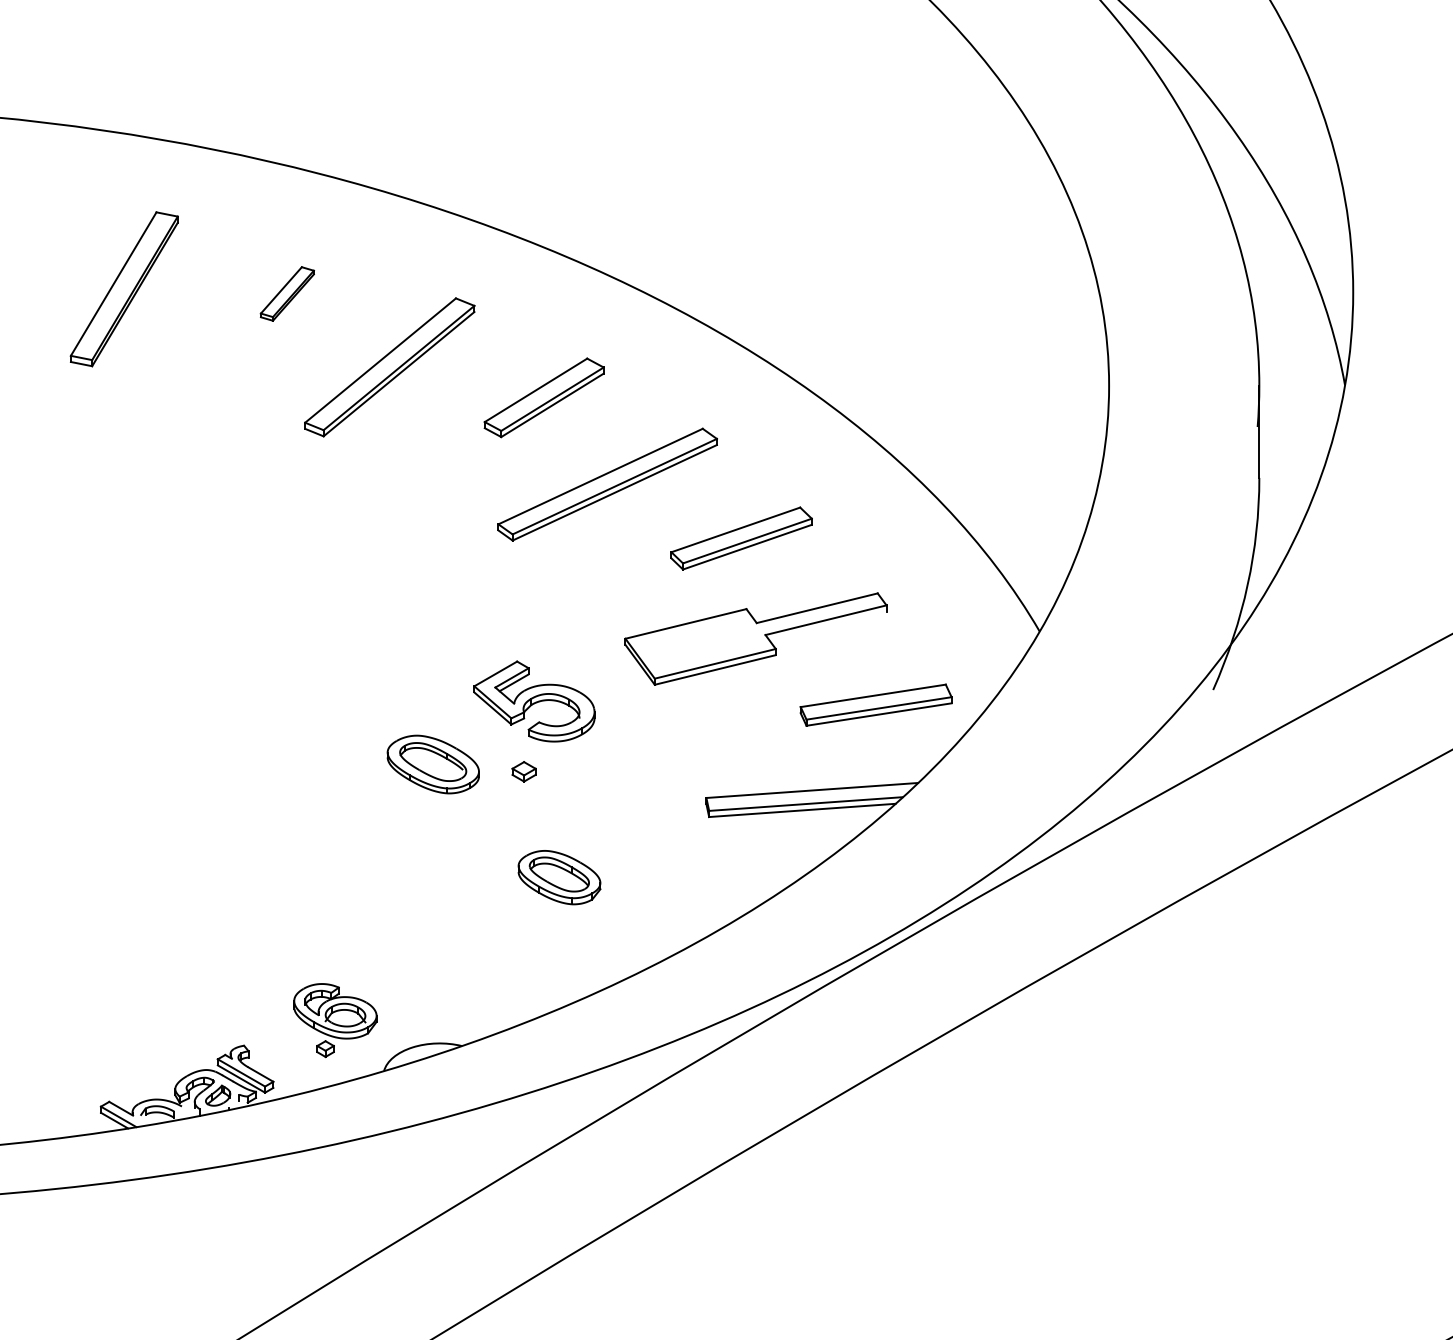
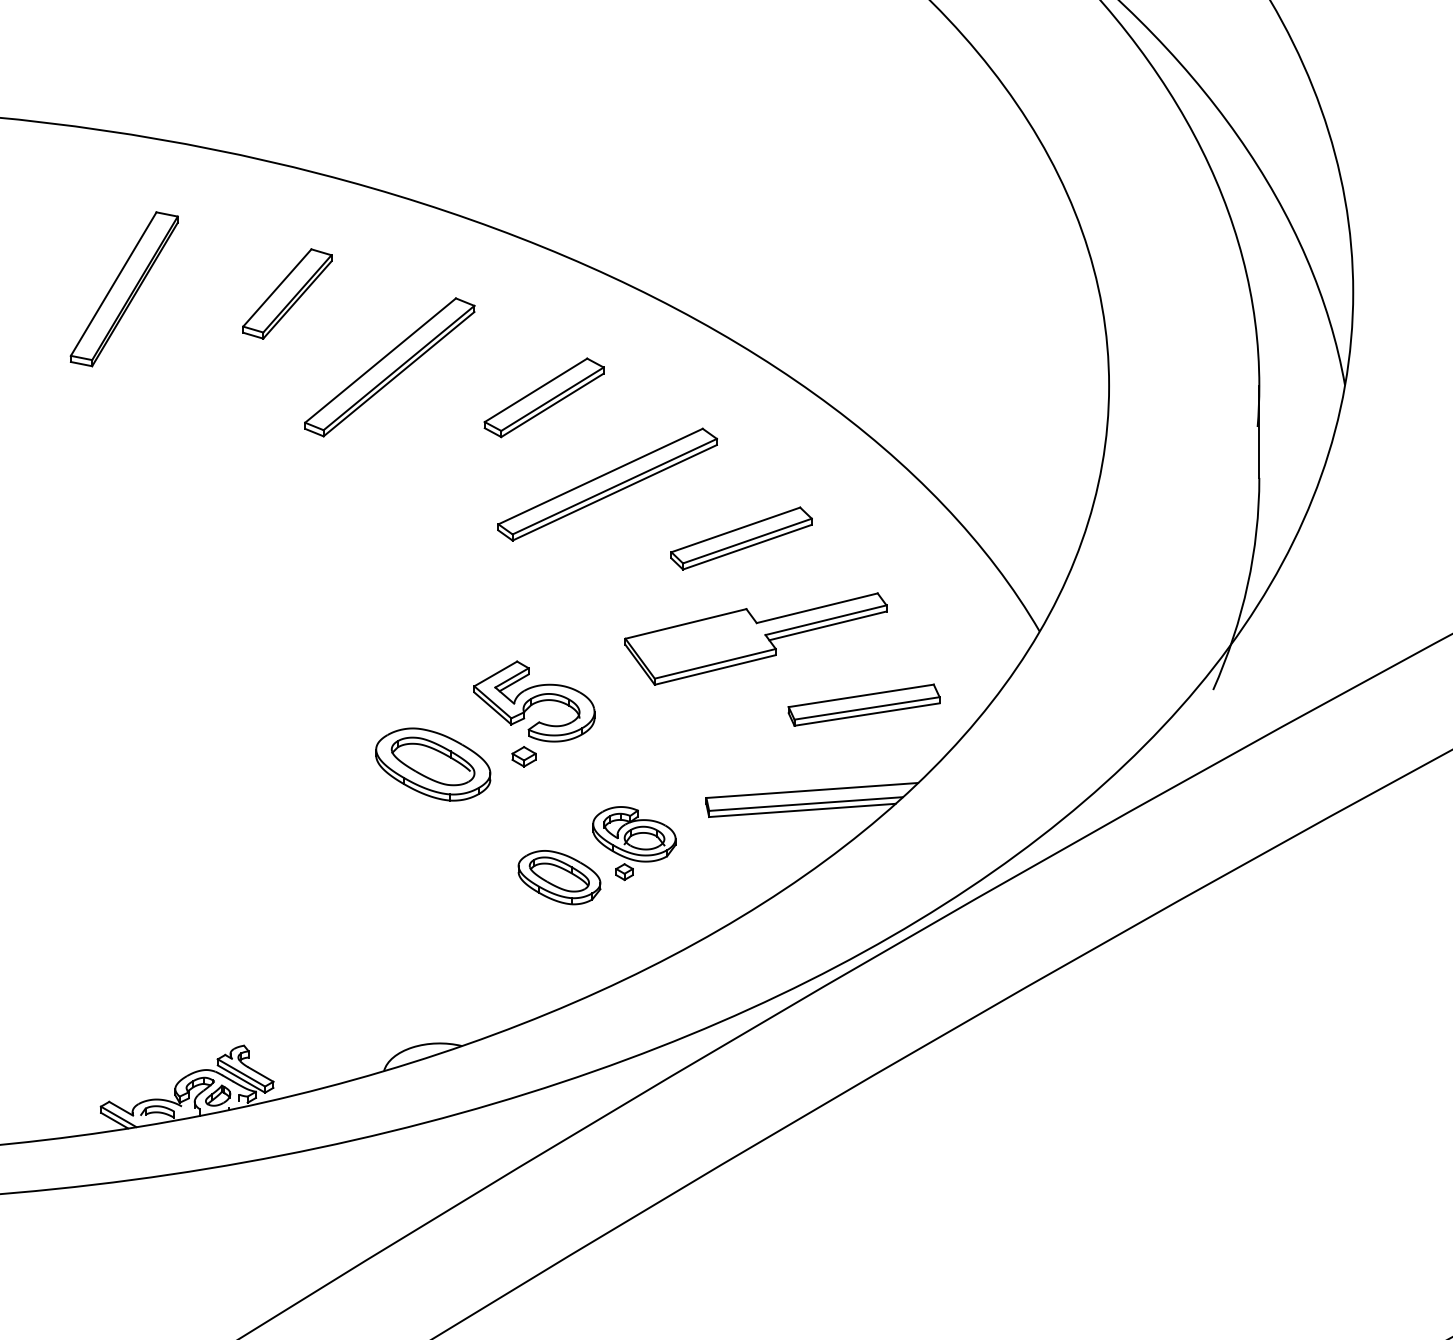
part size: 56x56 px -> 91x92 px (287, 293)
line: none -> present (827, 625)
part position: (875, 704) -> (863, 704) (863, 704)
part size: 94x61 px -> 117x75 px (433, 764)
part position: (523, 771) -> (523, 756) (523, 756)
part position: (335, 1020) -> (634, 843) (634, 843)
